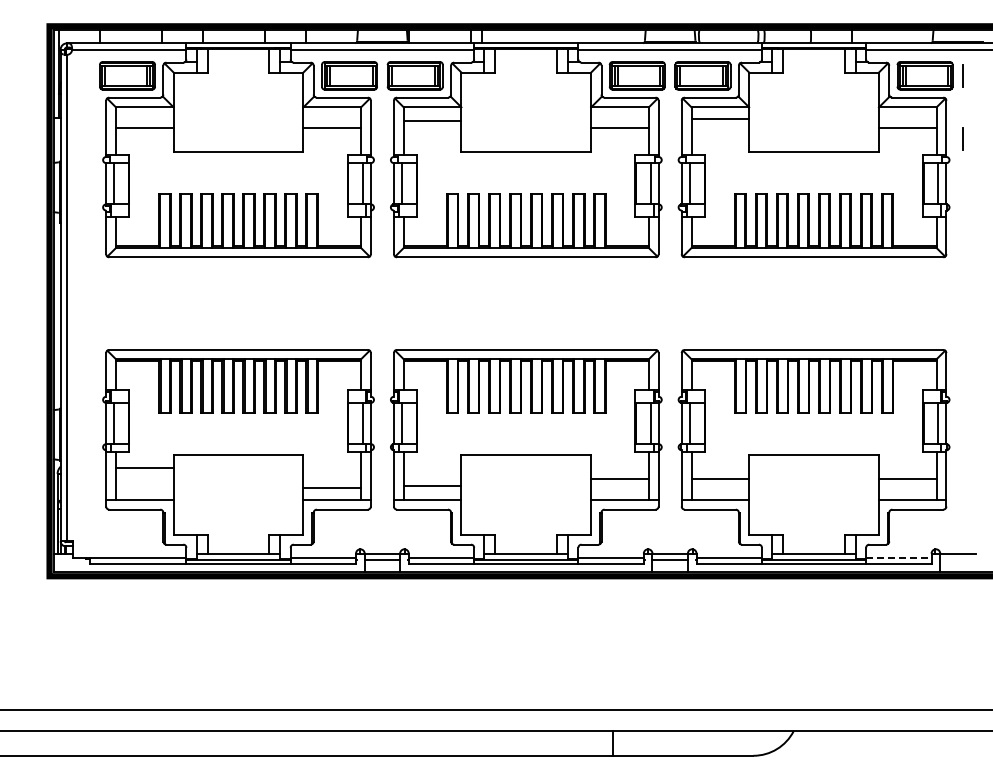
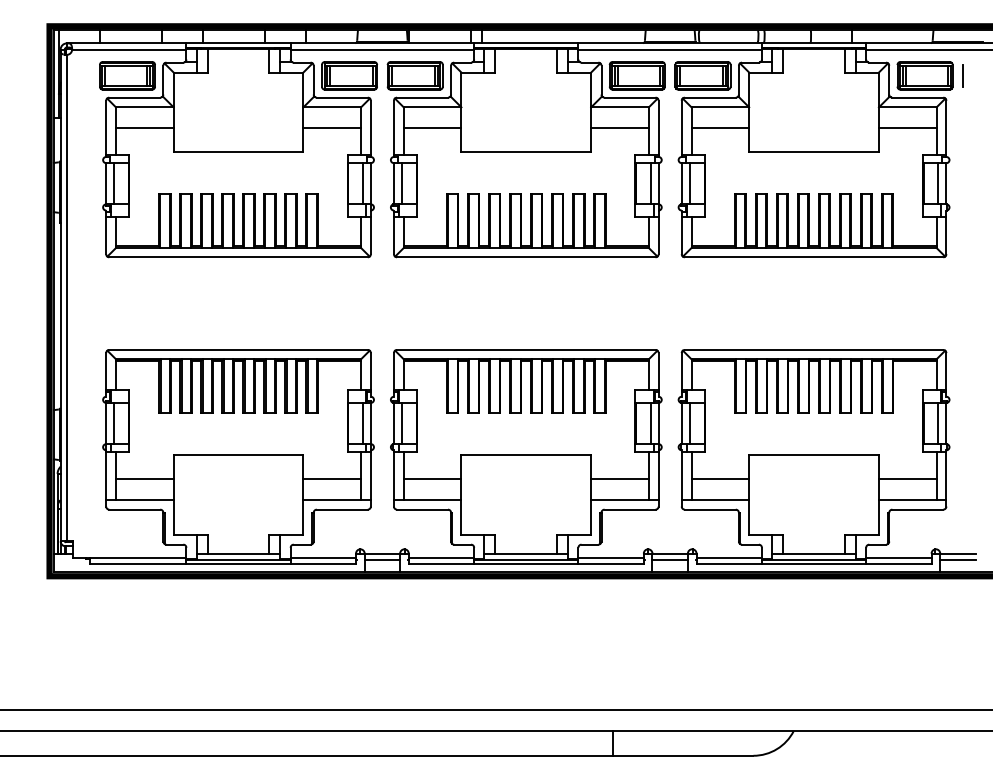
line position: (720, 118) -> (720, 127) (720, 127)
line position: (432, 120) -> (432, 127) (432, 127)
line: present -> none (962, 138)
line position: (144, 468) -> (144, 479) (144, 479)
line position: (432, 486) -> (432, 479) (432, 479)
line position: (332, 488) -> (332, 479) (332, 479)
line: dashed -> solid (898, 557)
line: none -> present (957, 559)
